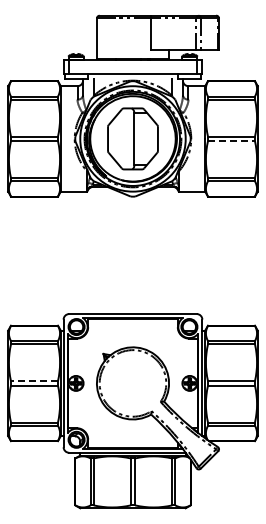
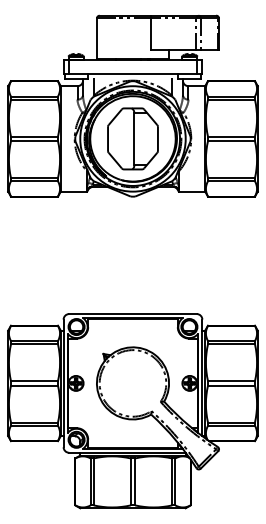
line: dashed -> solid (231, 141)
line: dashed -> solid (34, 381)
